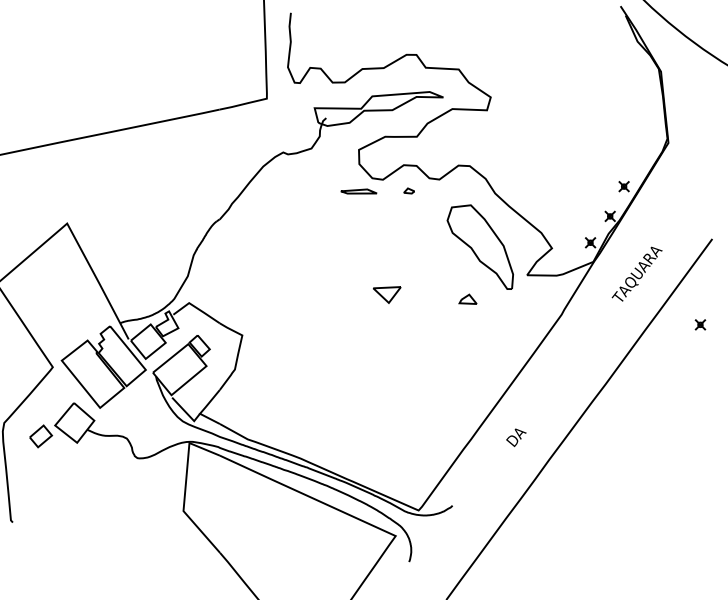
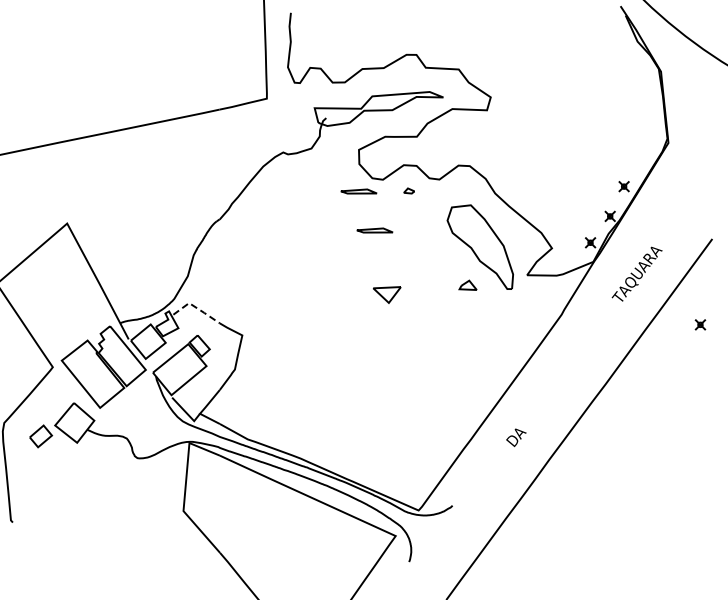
part: none -> present (374, 230)
part position: (467, 298) -> (467, 284) (467, 284)
line: solid -> dashed (196, 307)
